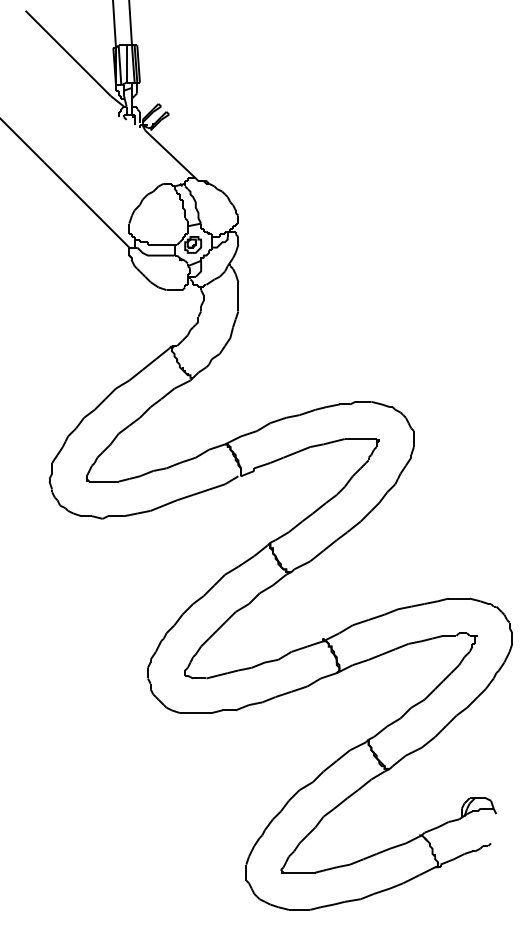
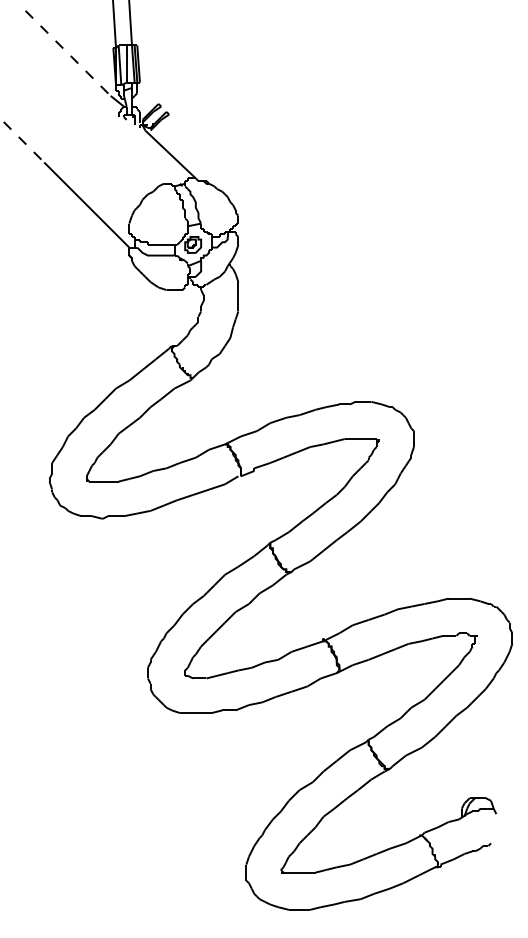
line: solid -> dashed (68, 53)
line: solid -> dashed (22, 140)
